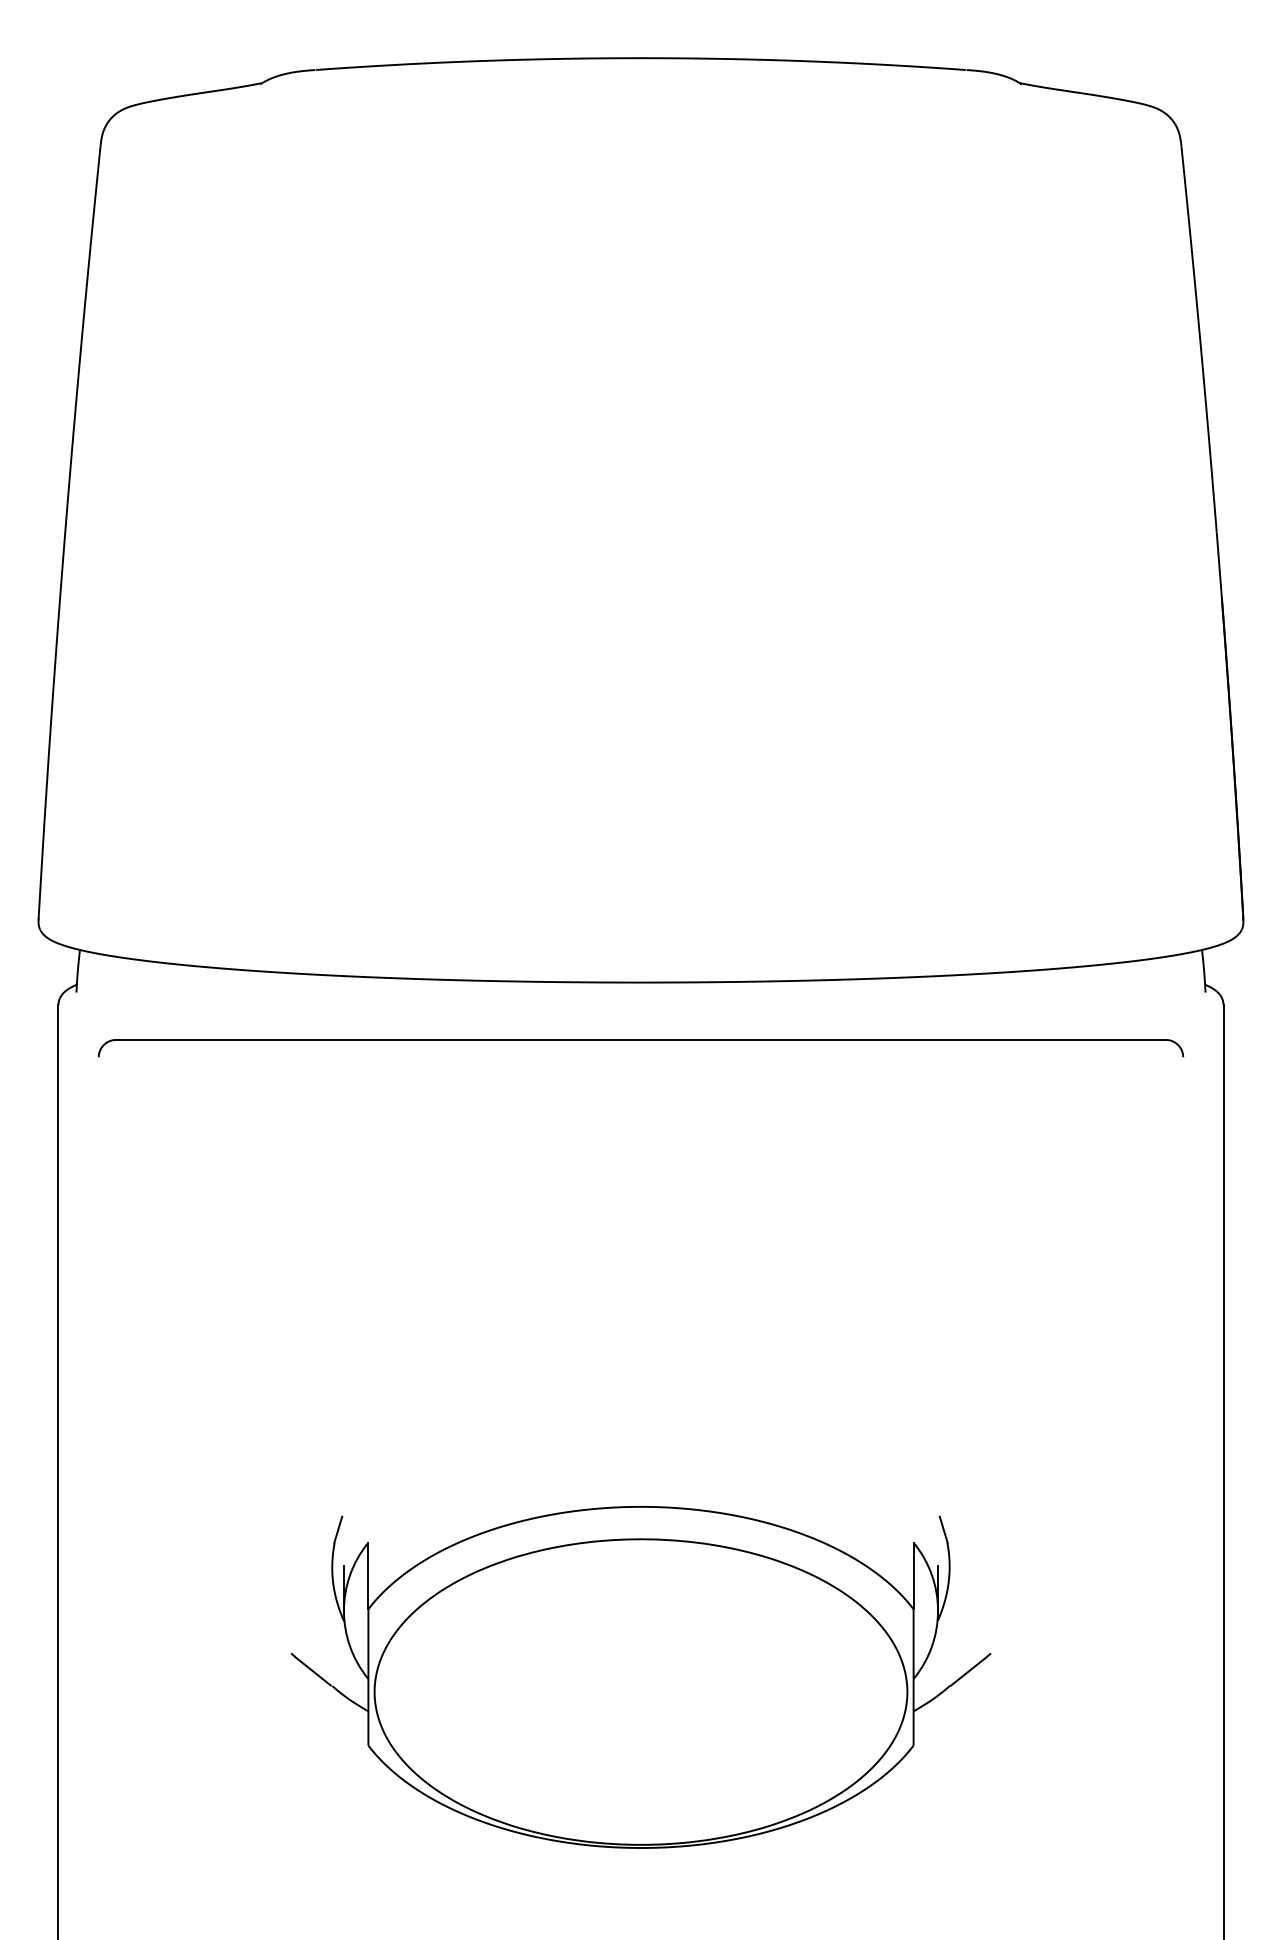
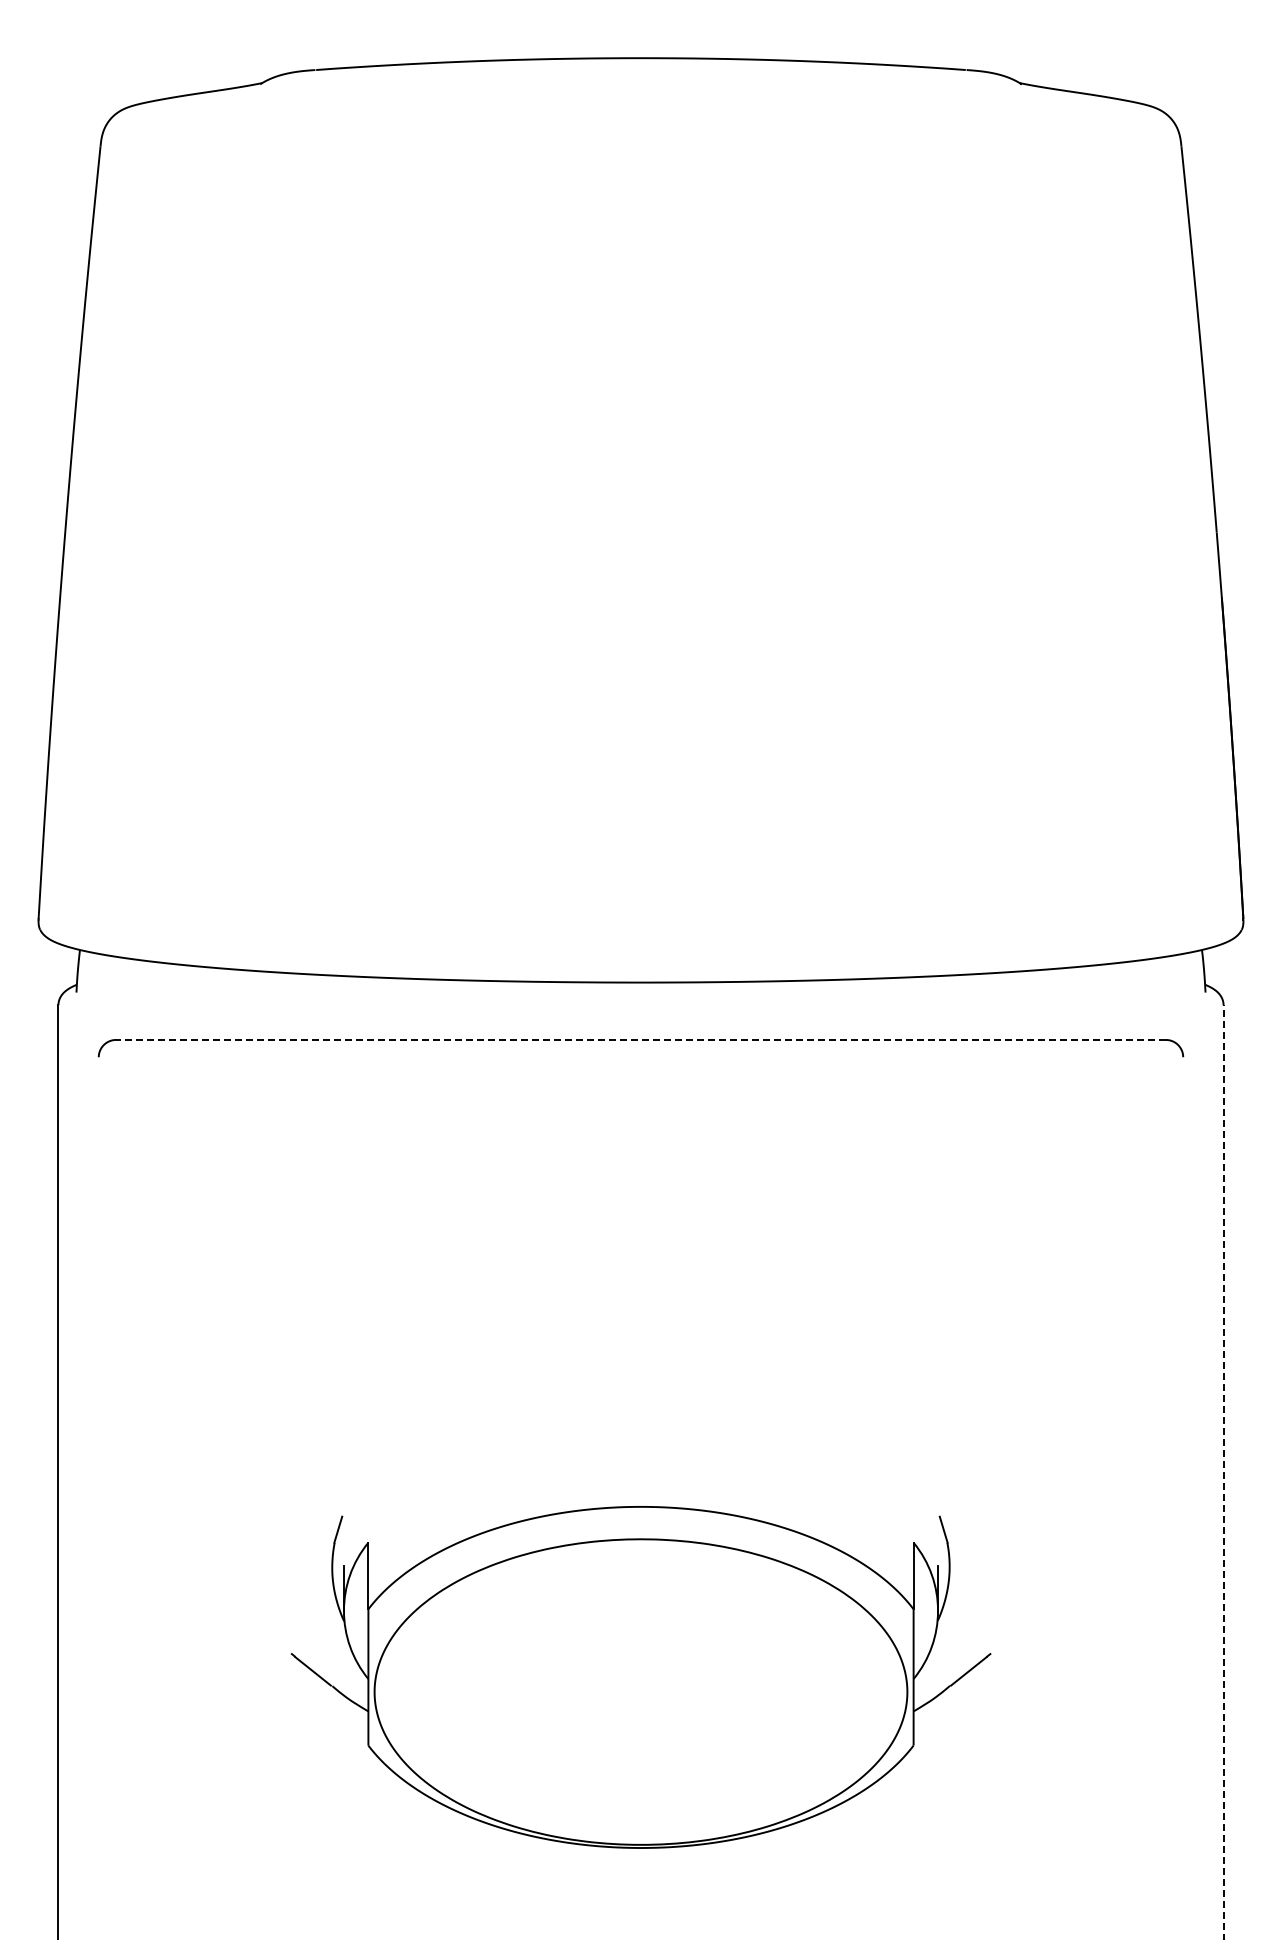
line: solid -> dashed (640, 1039)
line: solid -> dashed (1223, 1471)
